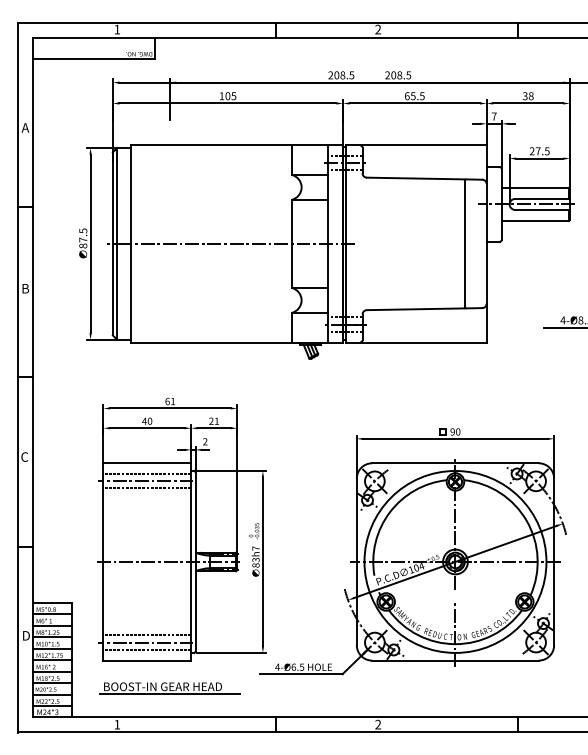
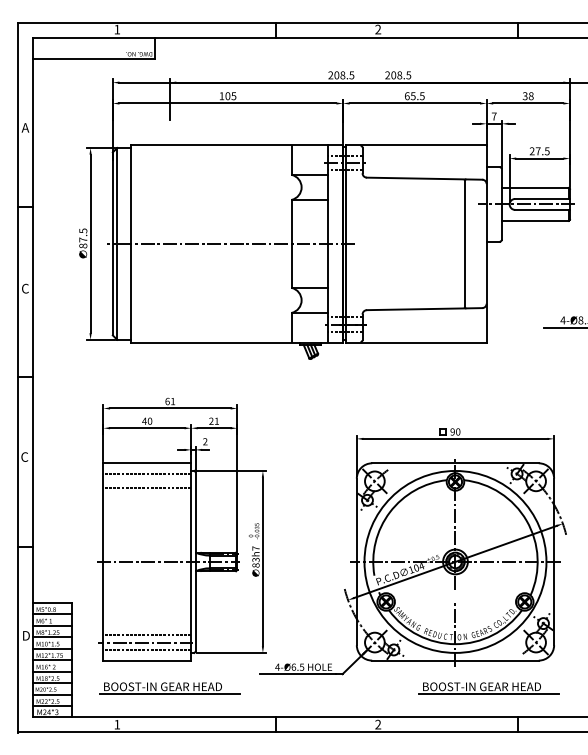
text: B -> C (25, 288)
line: present -> none (145, 481)
part: none -> present (488, 688)
